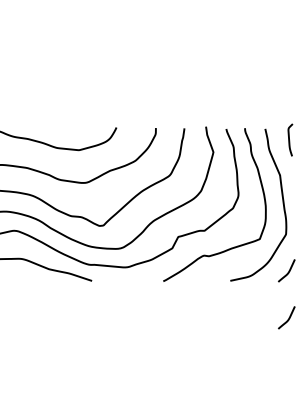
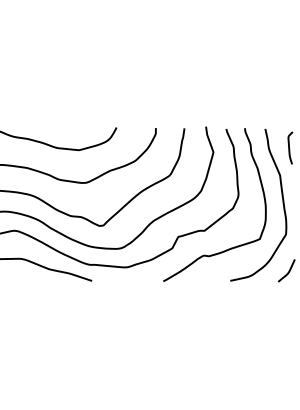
curve position: (289, 139) -> (289, 147) (289, 147)
curve: present -> none (288, 317)
